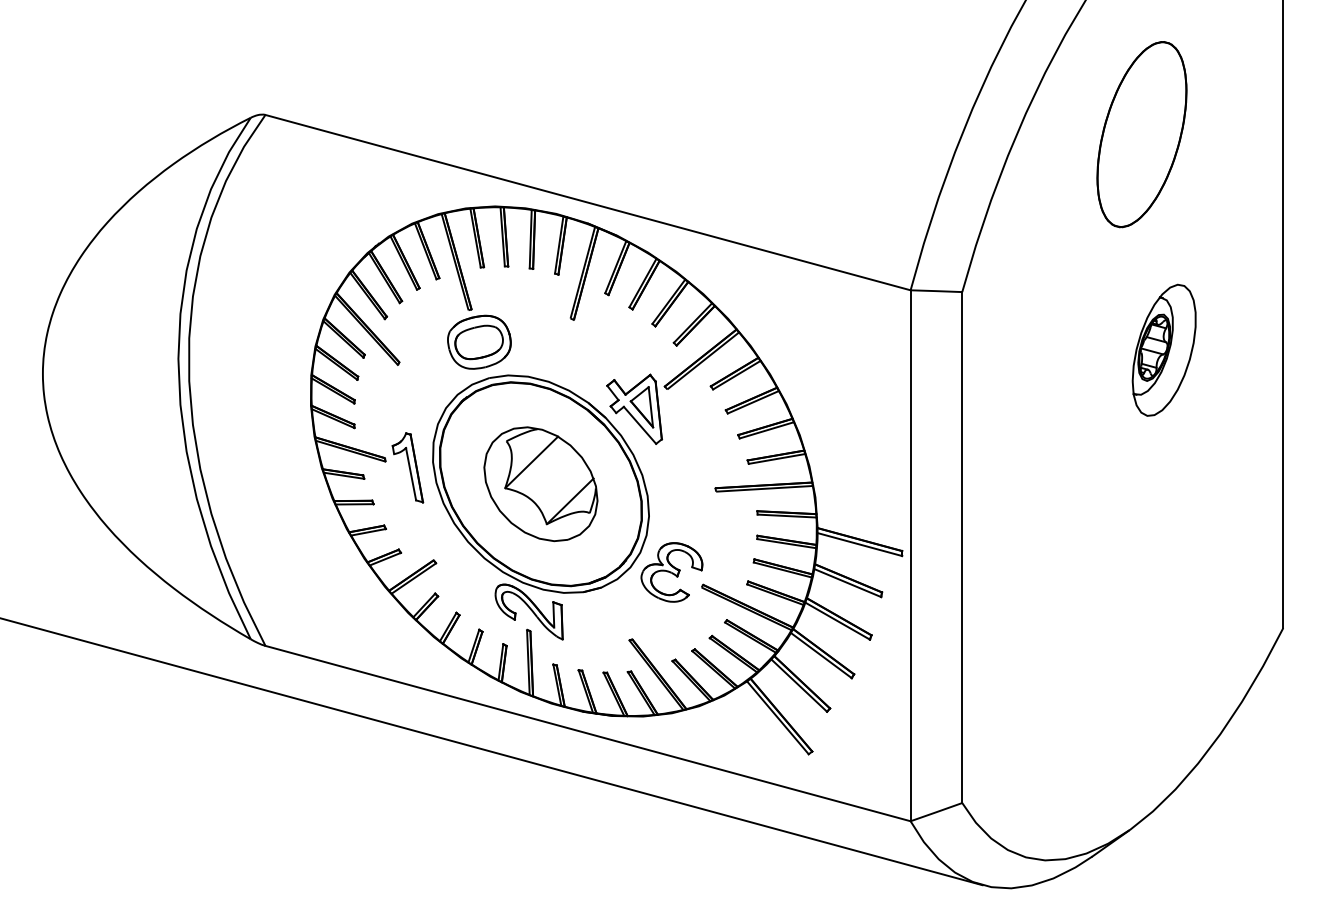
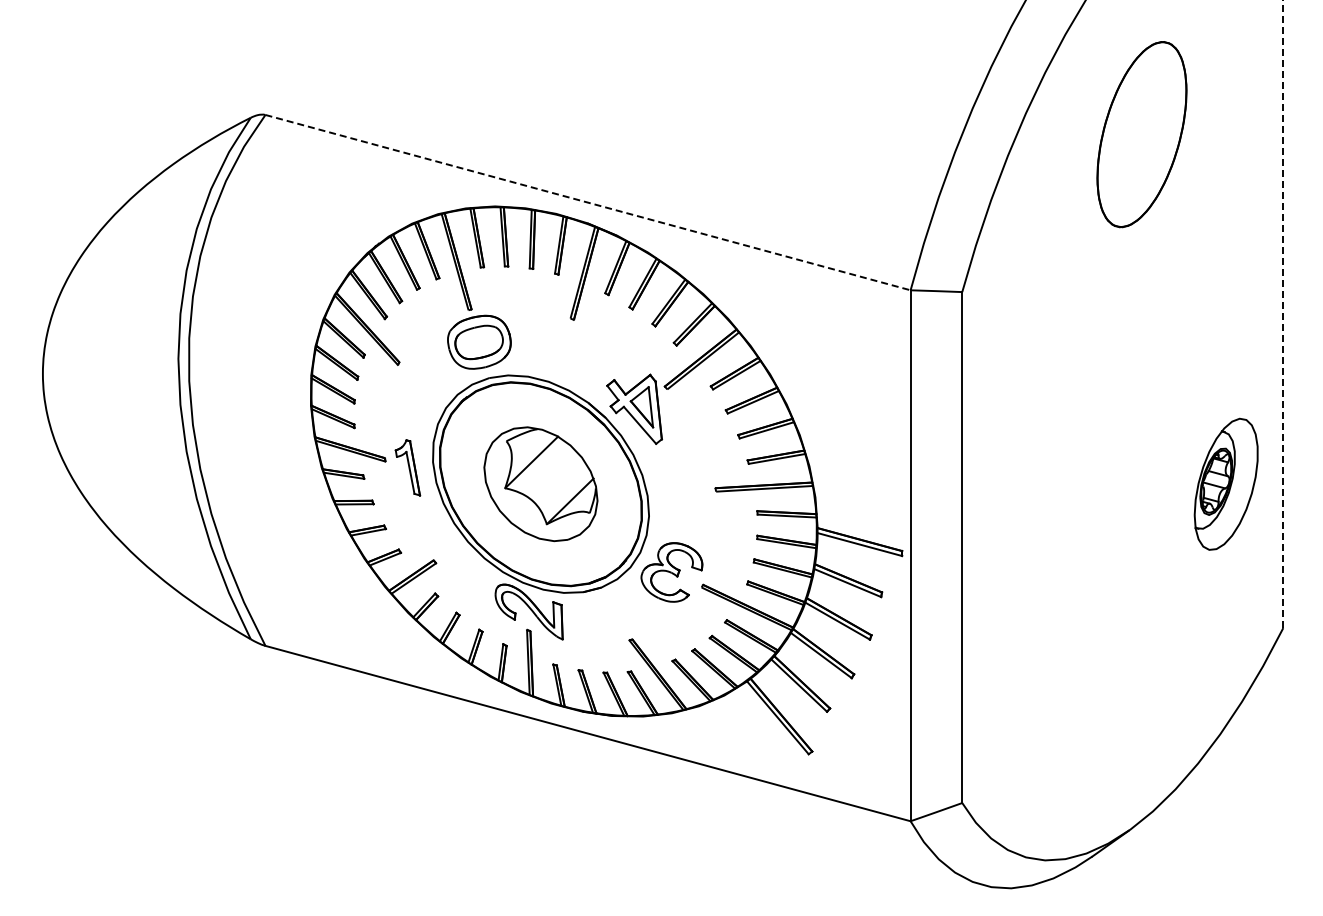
line: solid -> dashed (588, 202)
line: solid -> dashed (1283, 314)
part position: (1163, 349) -> (1225, 483) (1225, 483)
part size: 34x72 px -> 28x58 px (407, 467)
line: present -> none (492, 751)
